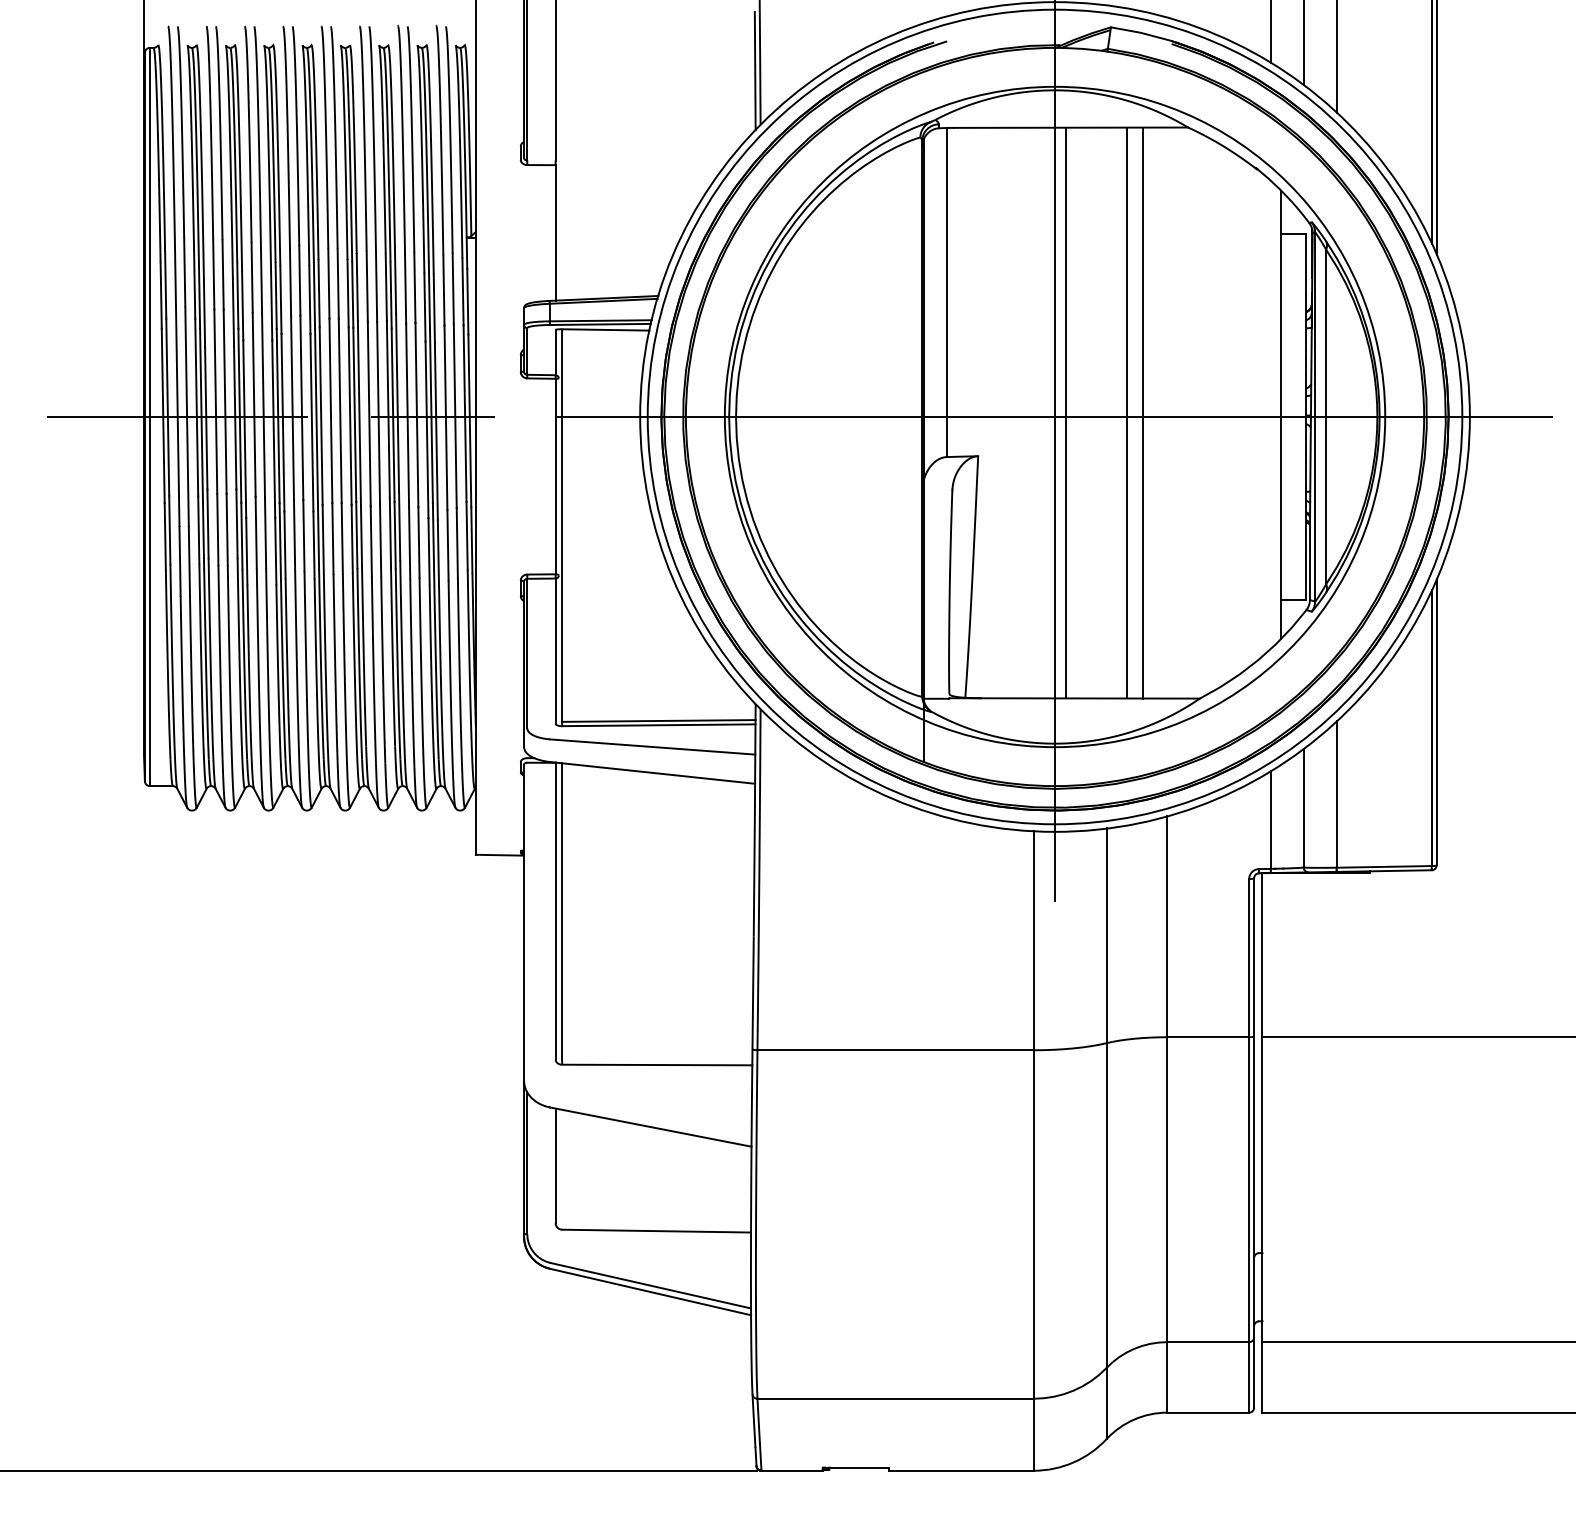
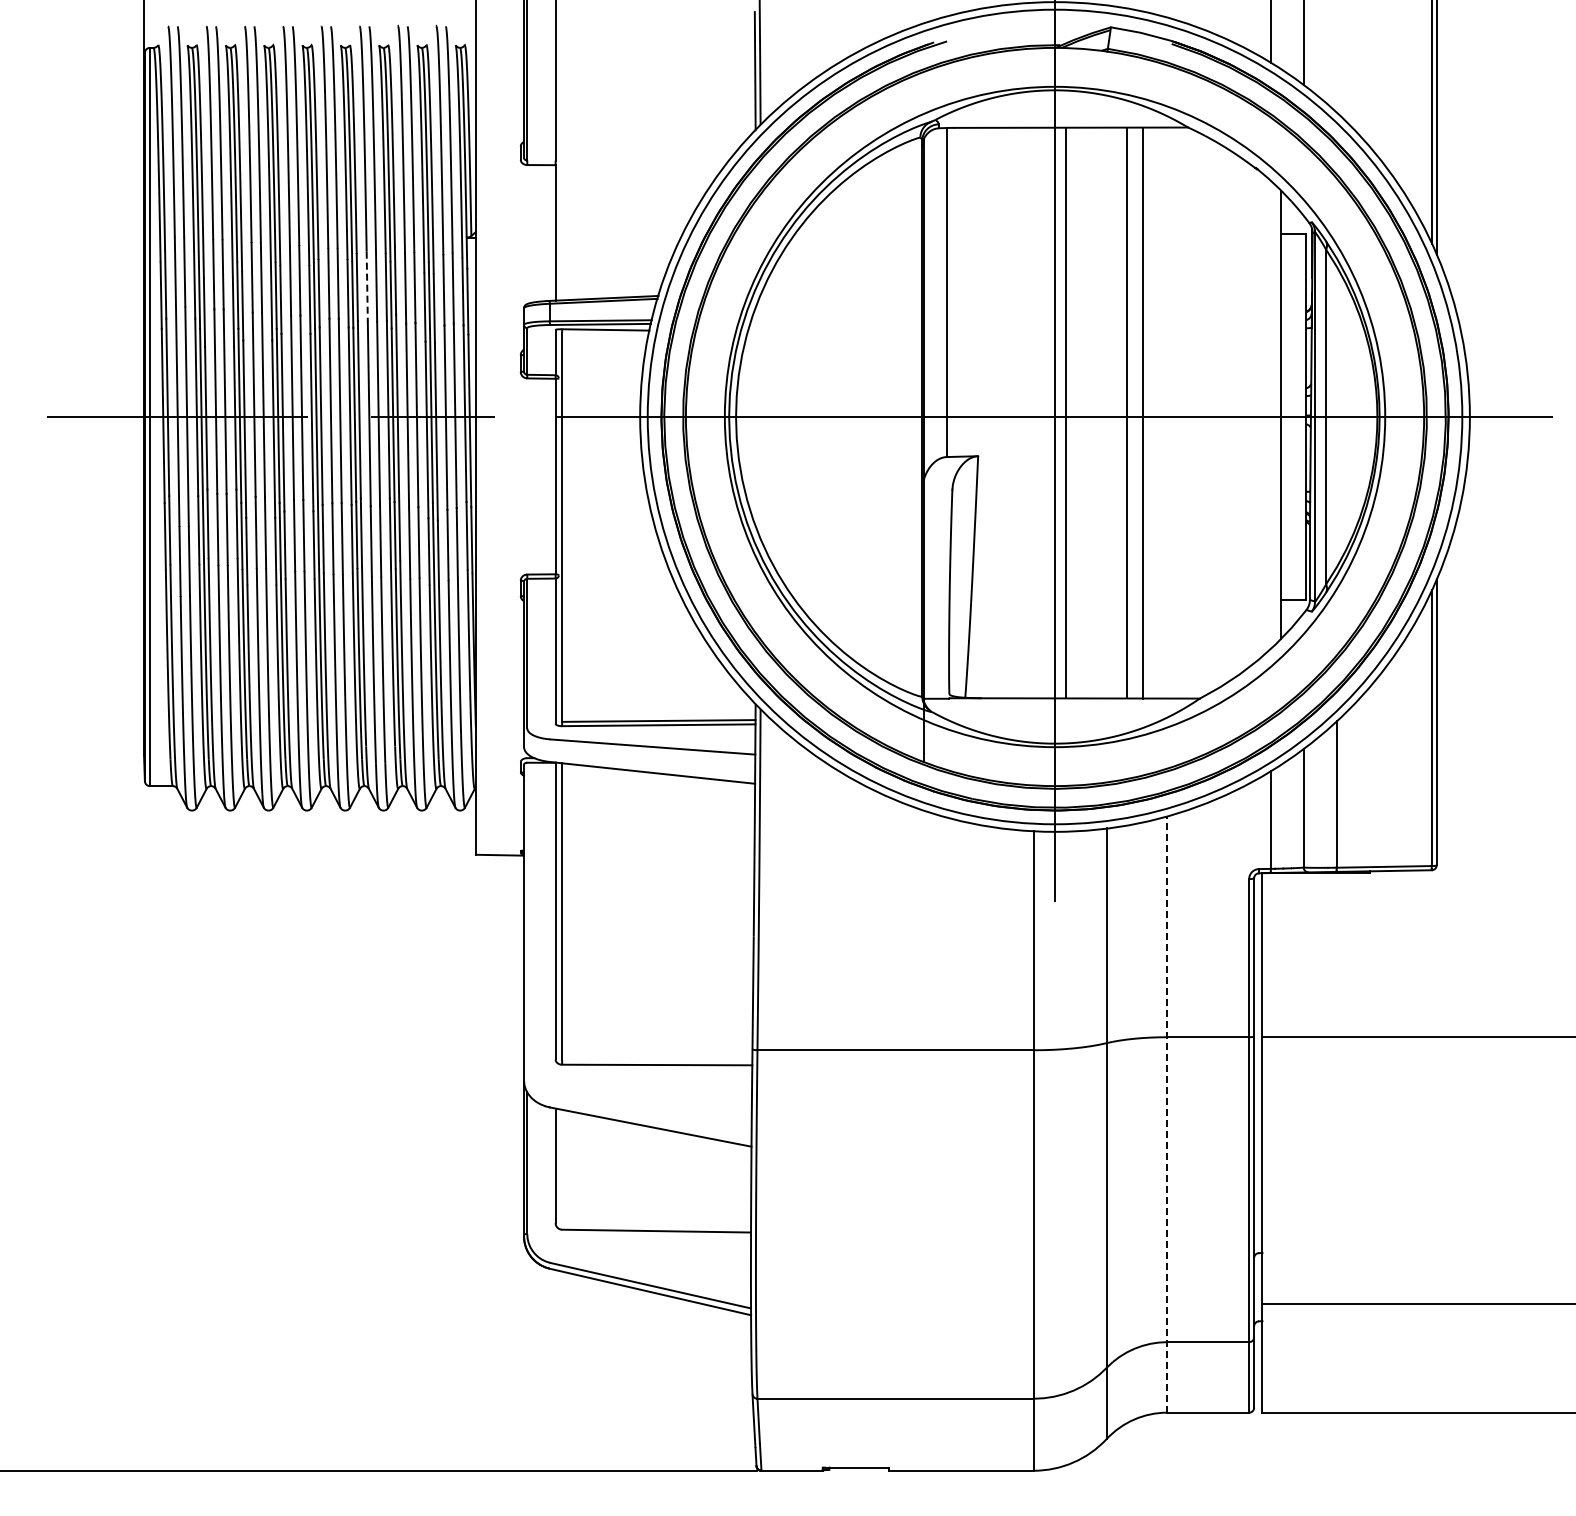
line: present -> none (1336, 57)
line: solid -> dashed (367, 287)
line: solid -> dashed (1167, 1113)
line position: (1417, 1342) -> (1417, 1304) (1417, 1304)
